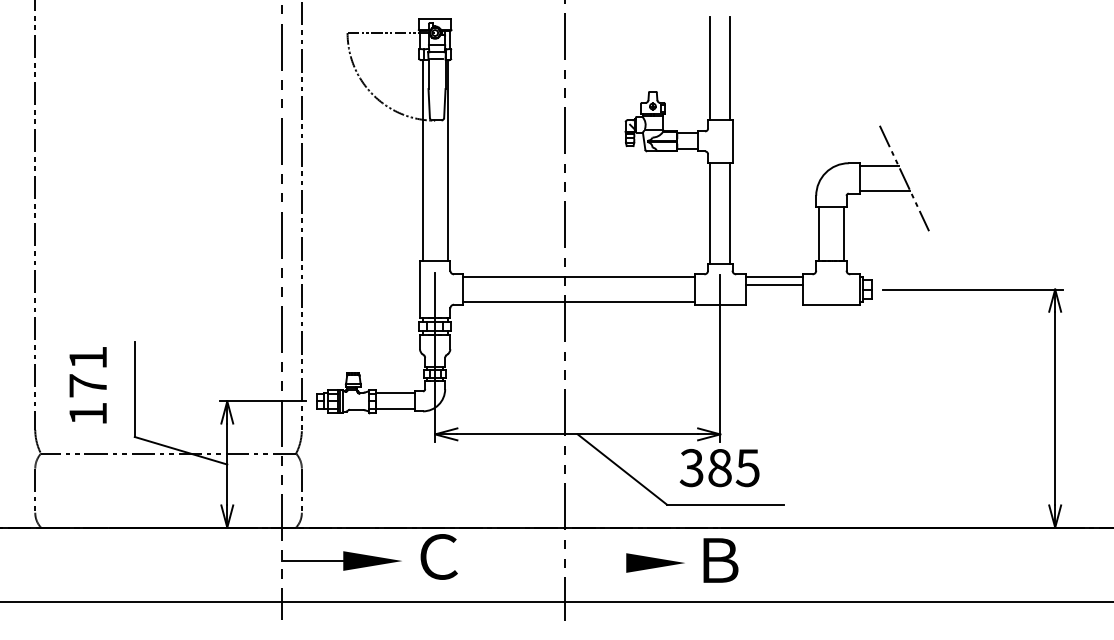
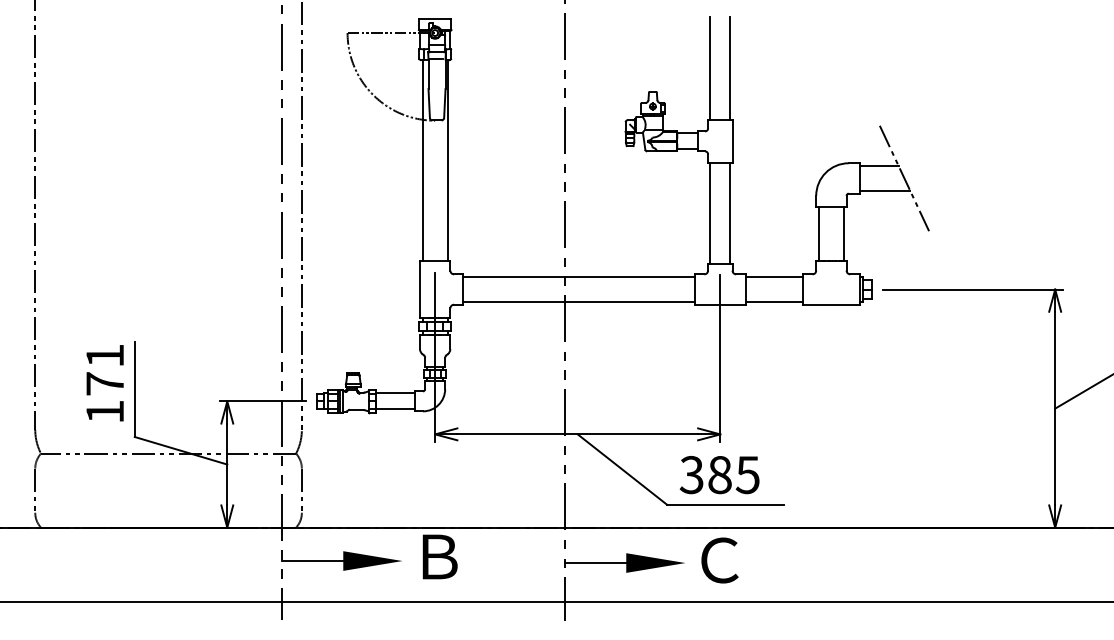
line position: (774, 285) -> (774, 302) (774, 302)
text position: (87, 385) -> (104, 383) (104, 383)
line: none -> present (1082, 392)
text position: (719, 468) -> (719, 475) (719, 475)
text: Ｃ -> Ｂ (438, 556)
text: Ｂ -> Ｃ (719, 560)
line: none -> present (595, 563)
